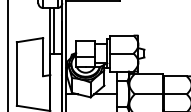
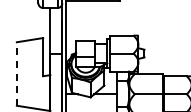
line: present -> none (54, 30)
line: present -> none (7, 55)
line: solid -> dashed (16, 74)
